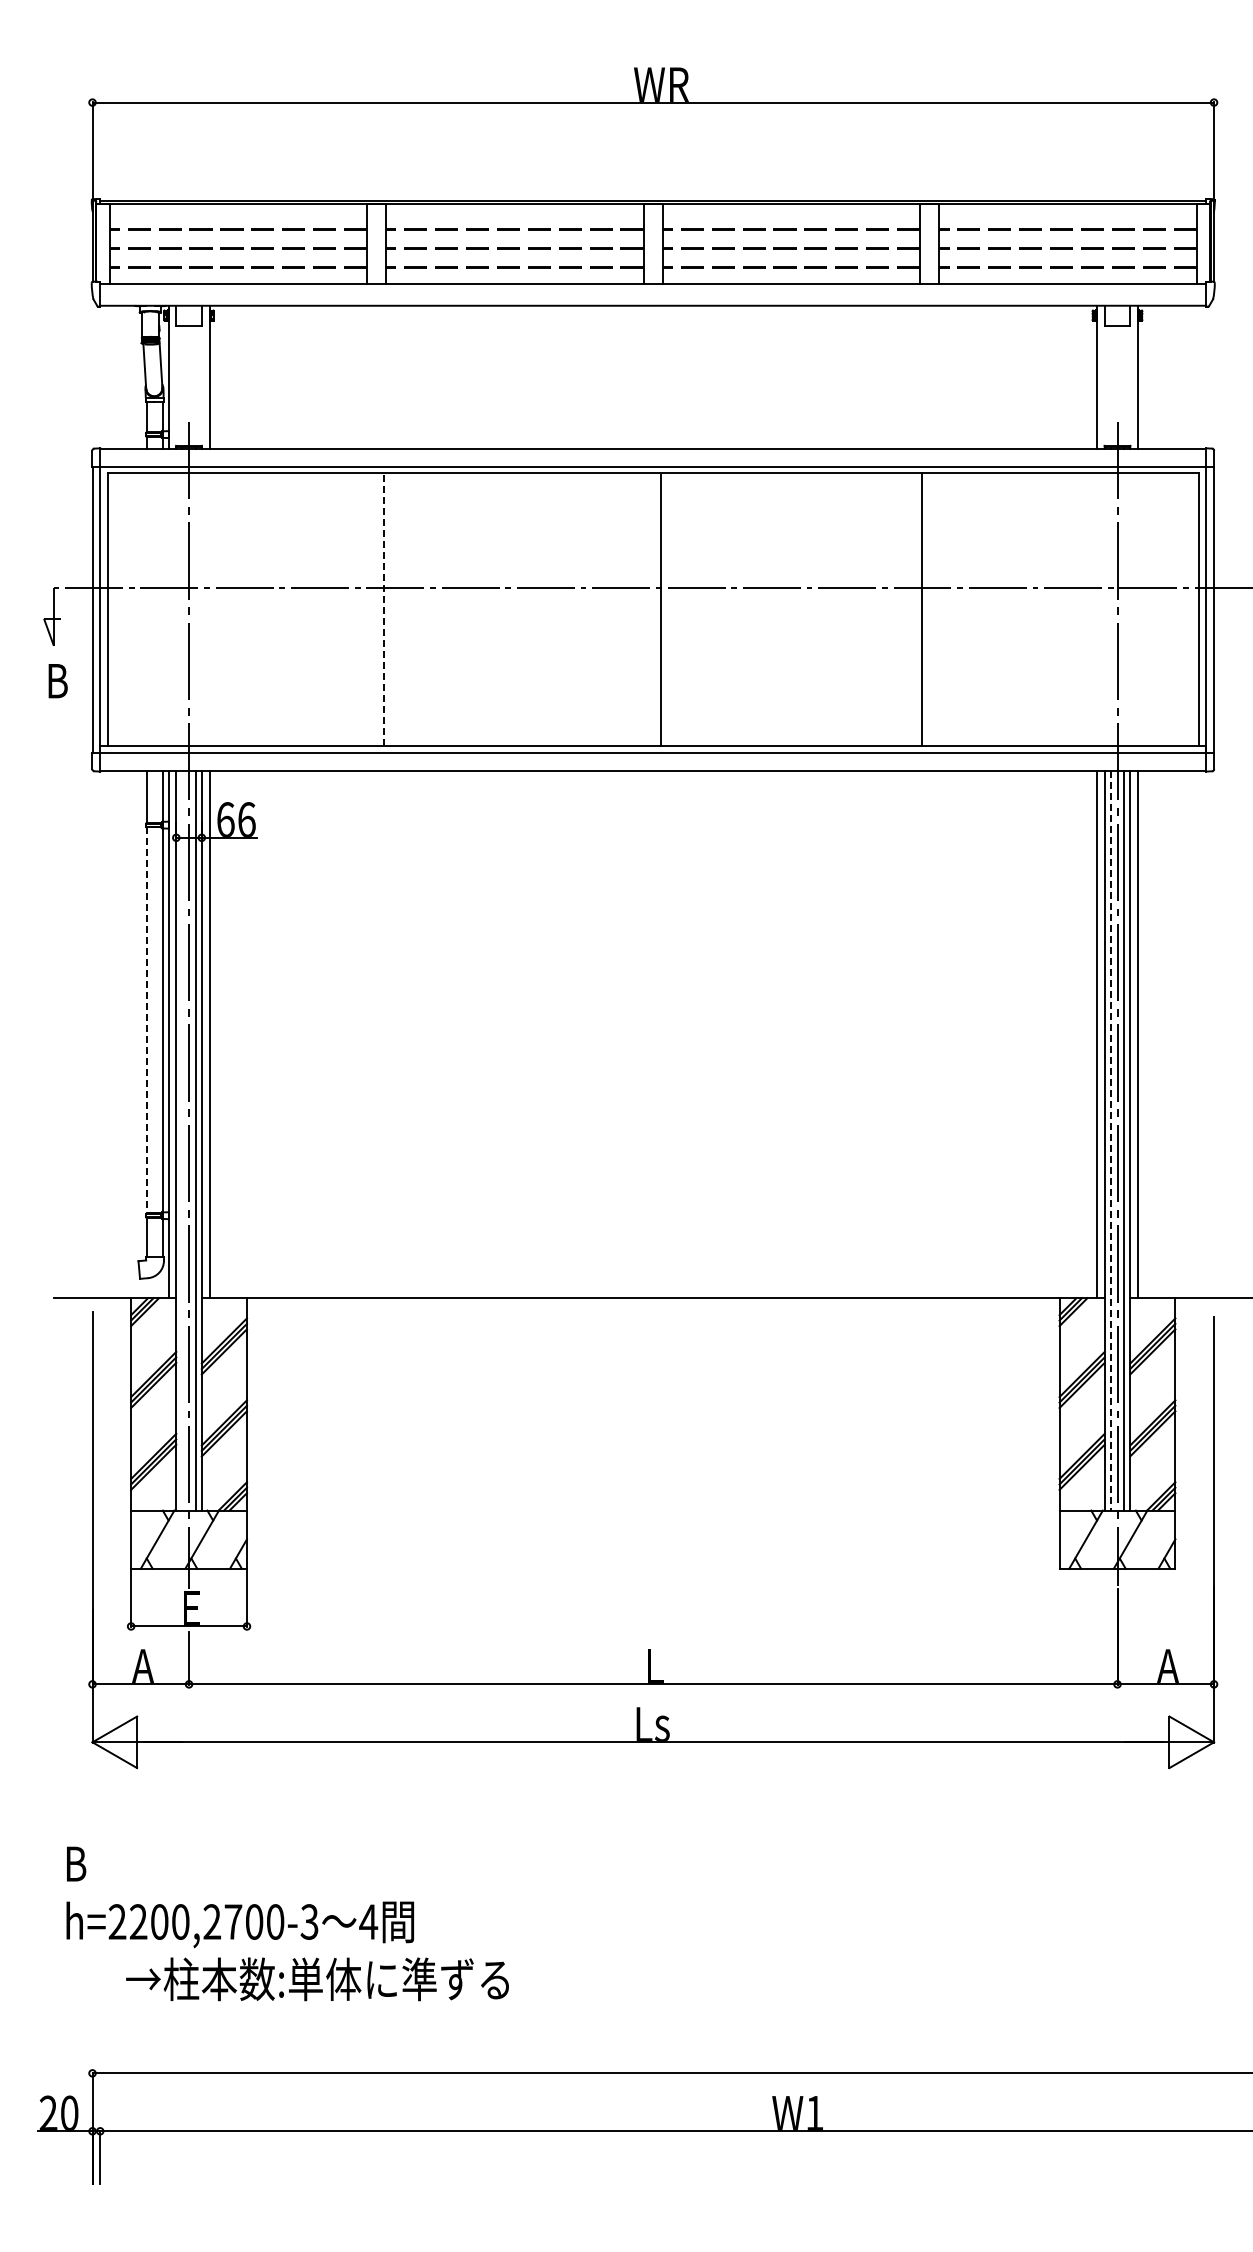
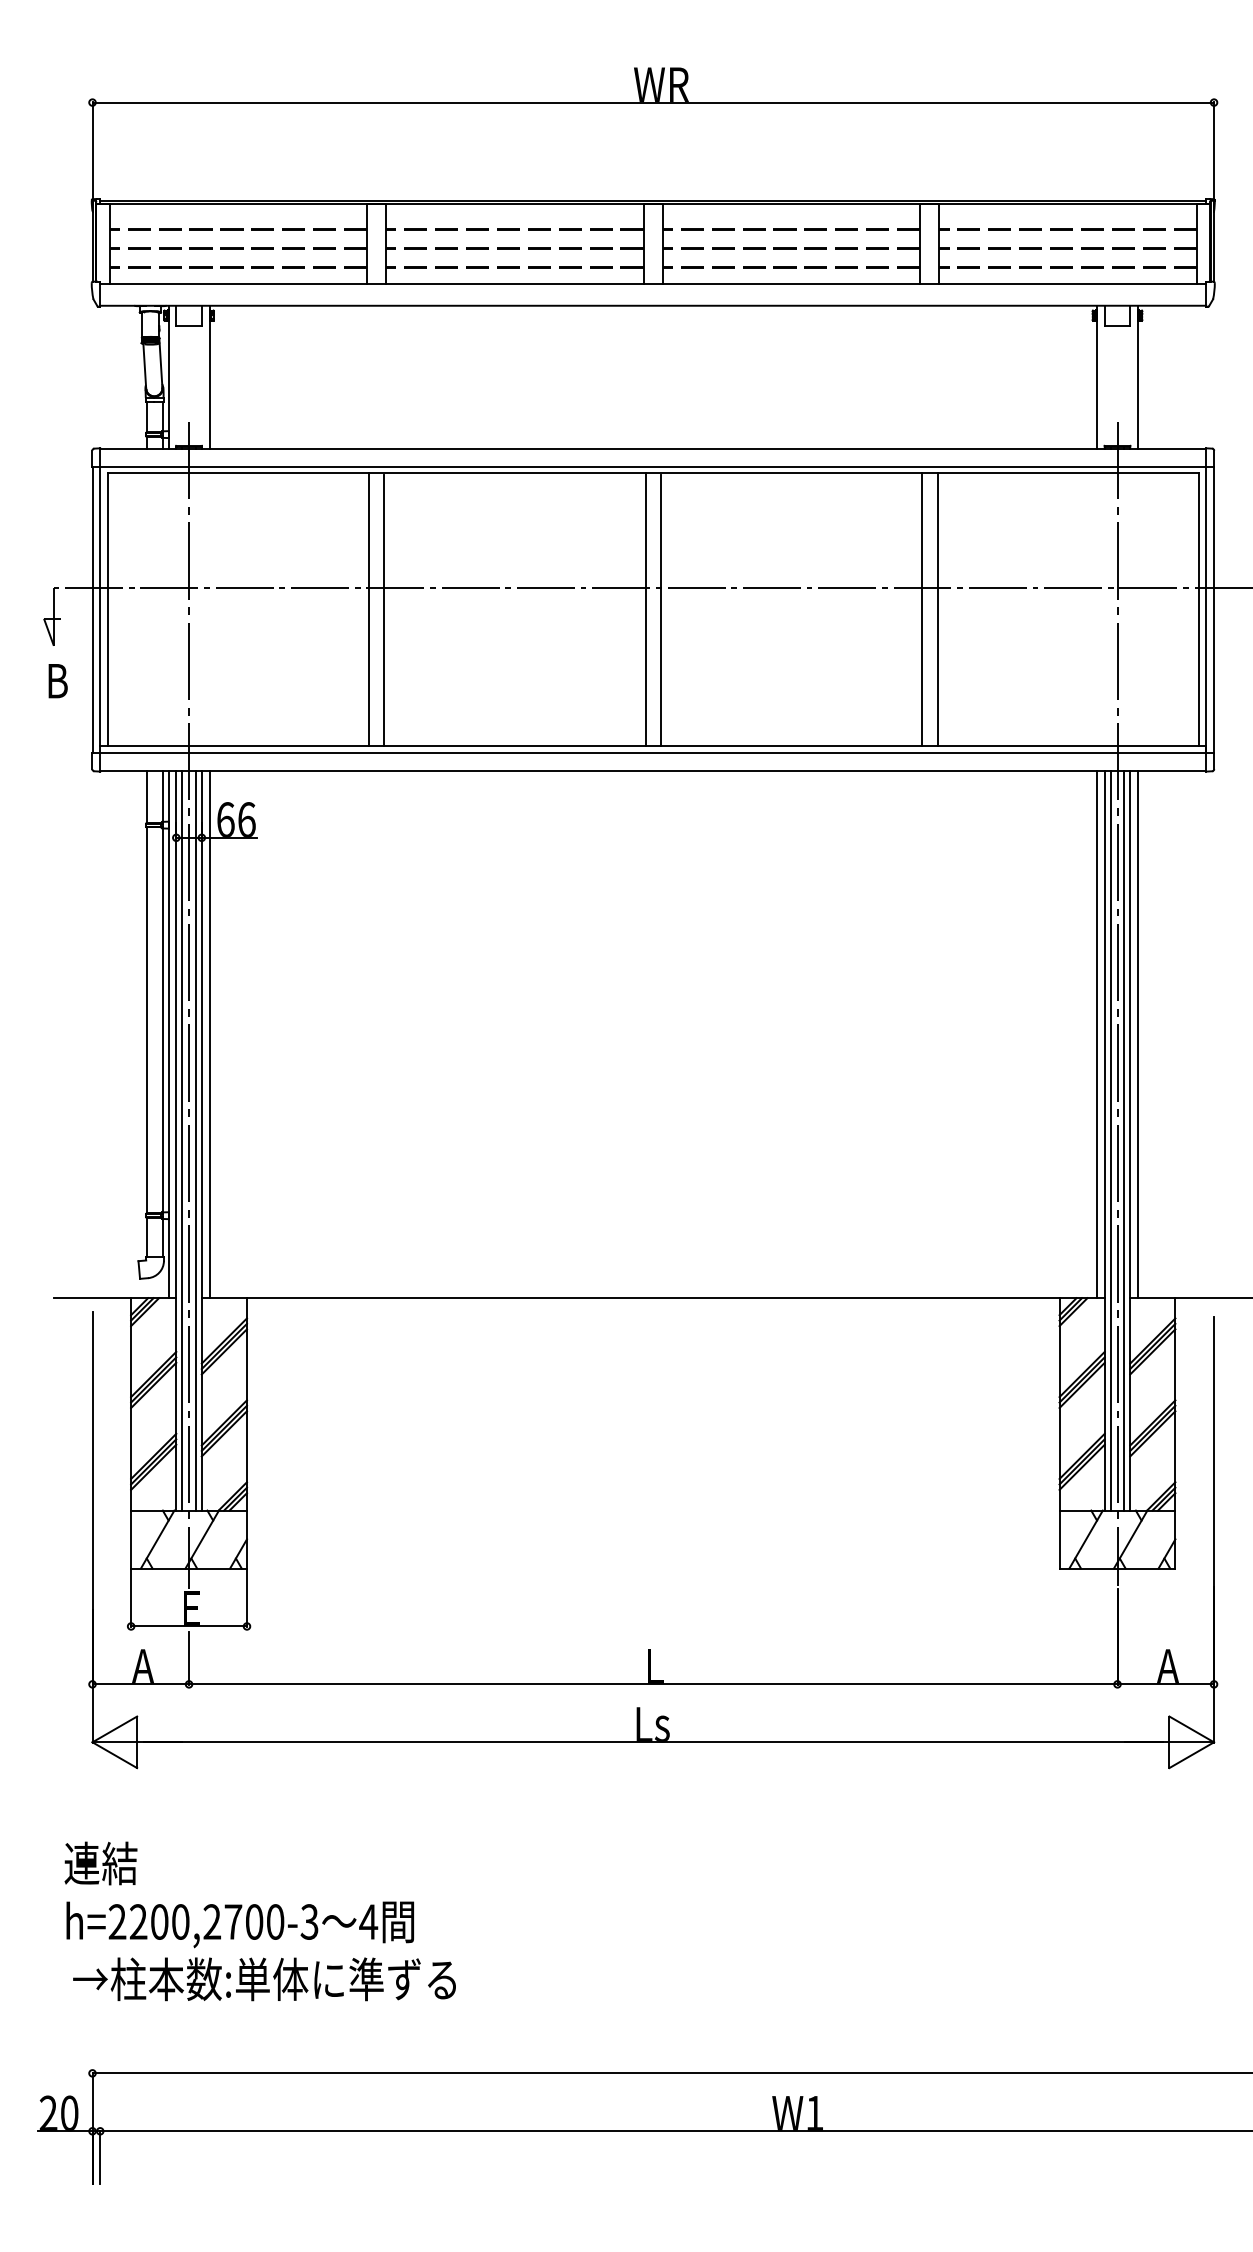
line: none -> present (369, 609)
line: none -> present (645, 609)
line: none -> present (937, 609)
line: dashed -> solid (384, 610)
line: dashed -> solid (146, 1020)
line: none -> present (182, 1140)
line: dashed -> solid (1110, 1140)
text: B -> 連結 (100, 1863)
text position: (317, 1979) -> (264, 1979) (264, 1979)
